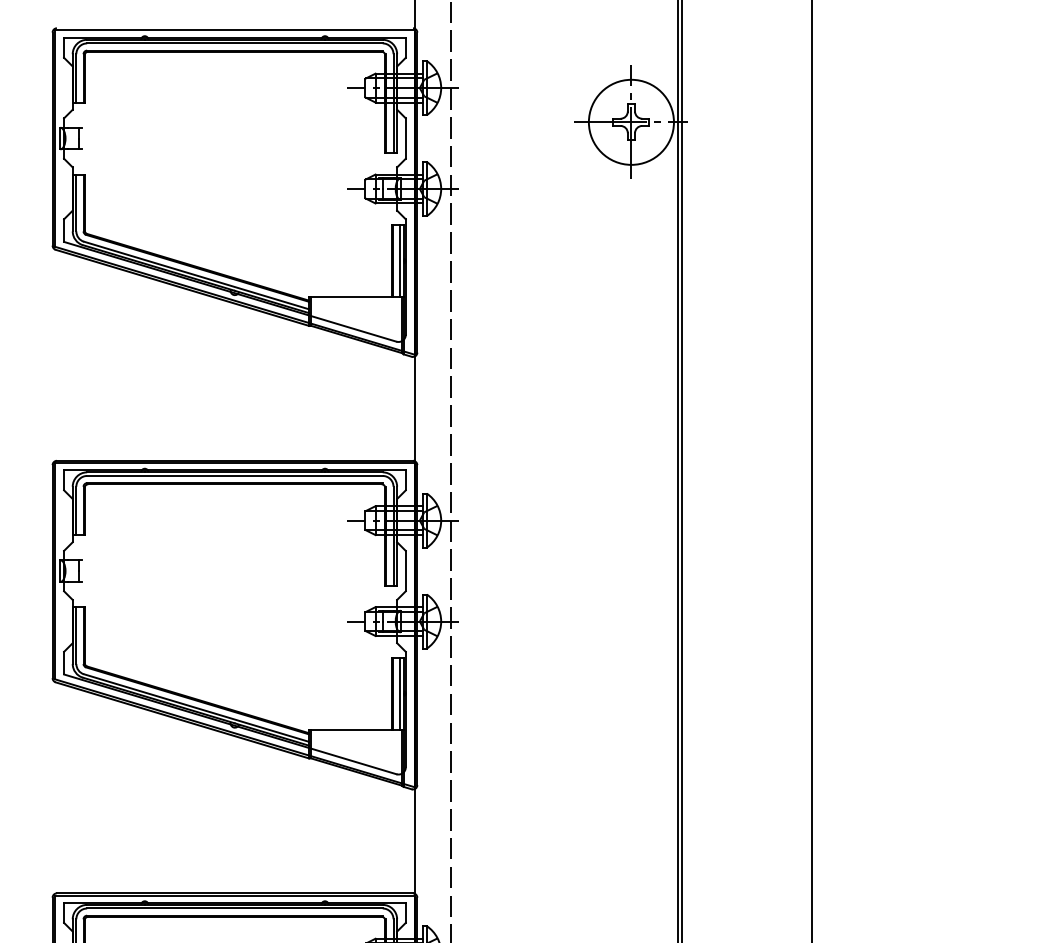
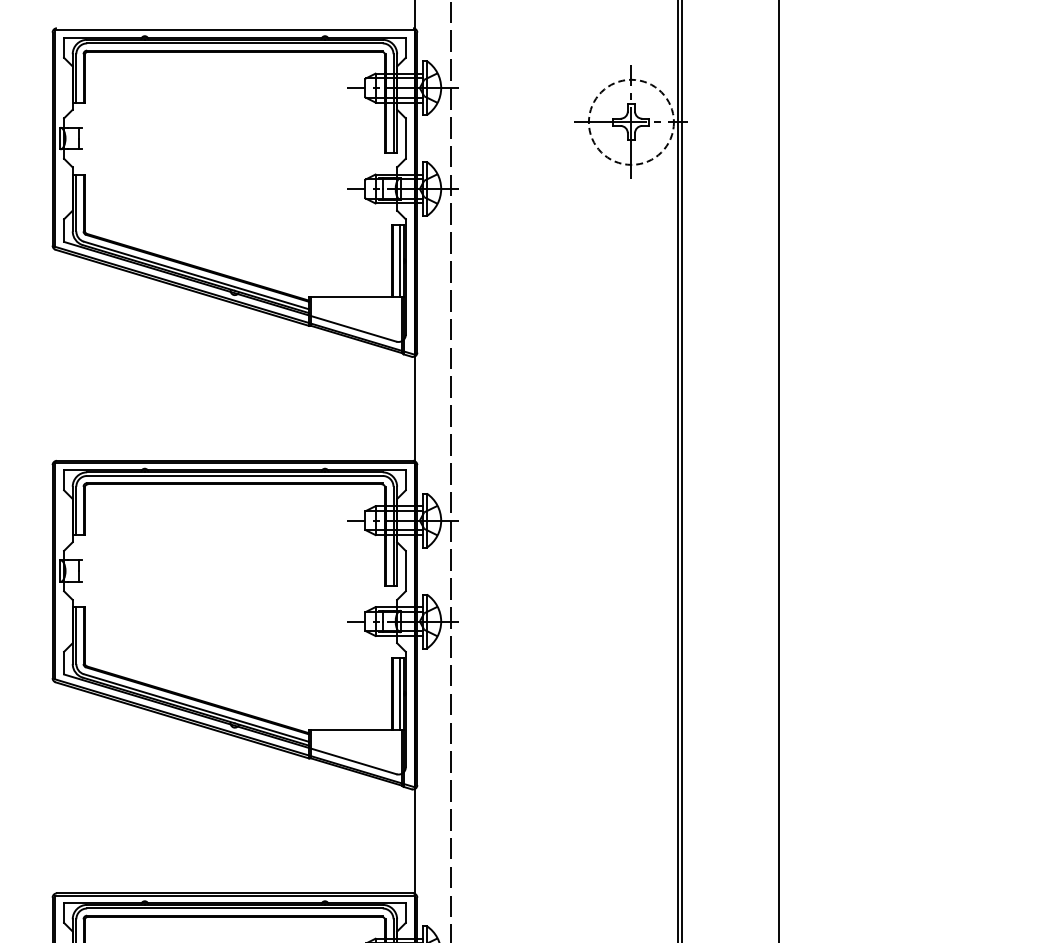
circle: solid -> dashed (630, 121)
line position: (811, 470) -> (778, 470) (778, 470)
